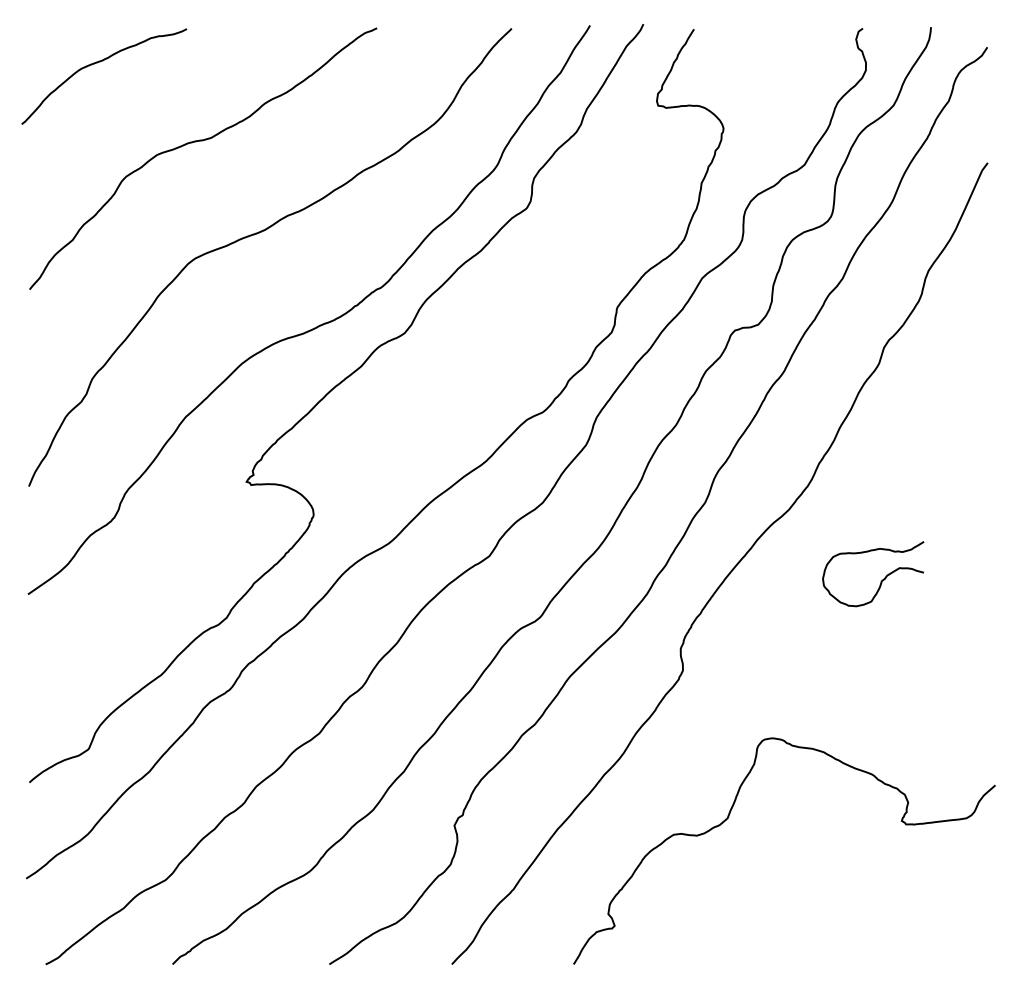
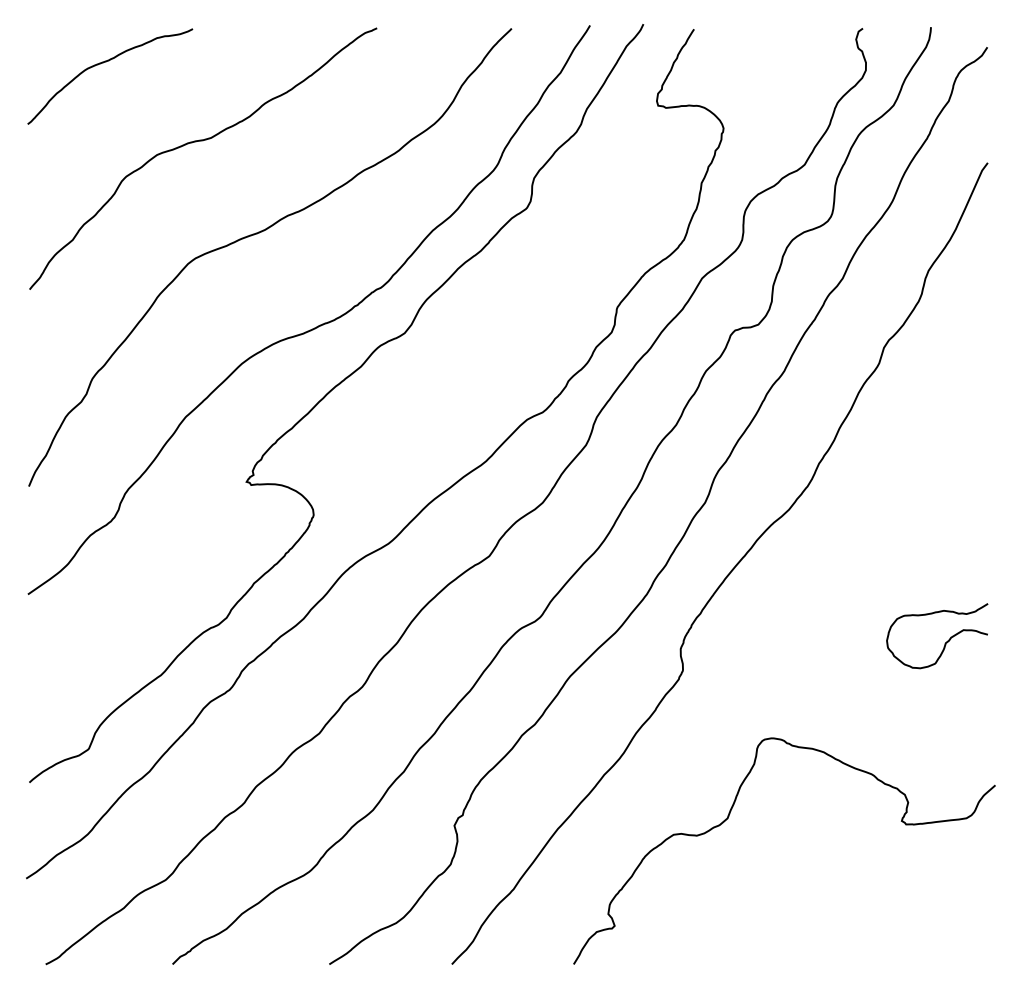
curve position: (100, 62) -> (106, 62) (106, 62)
curve position: (880, 581) -> (944, 643) (944, 643)
